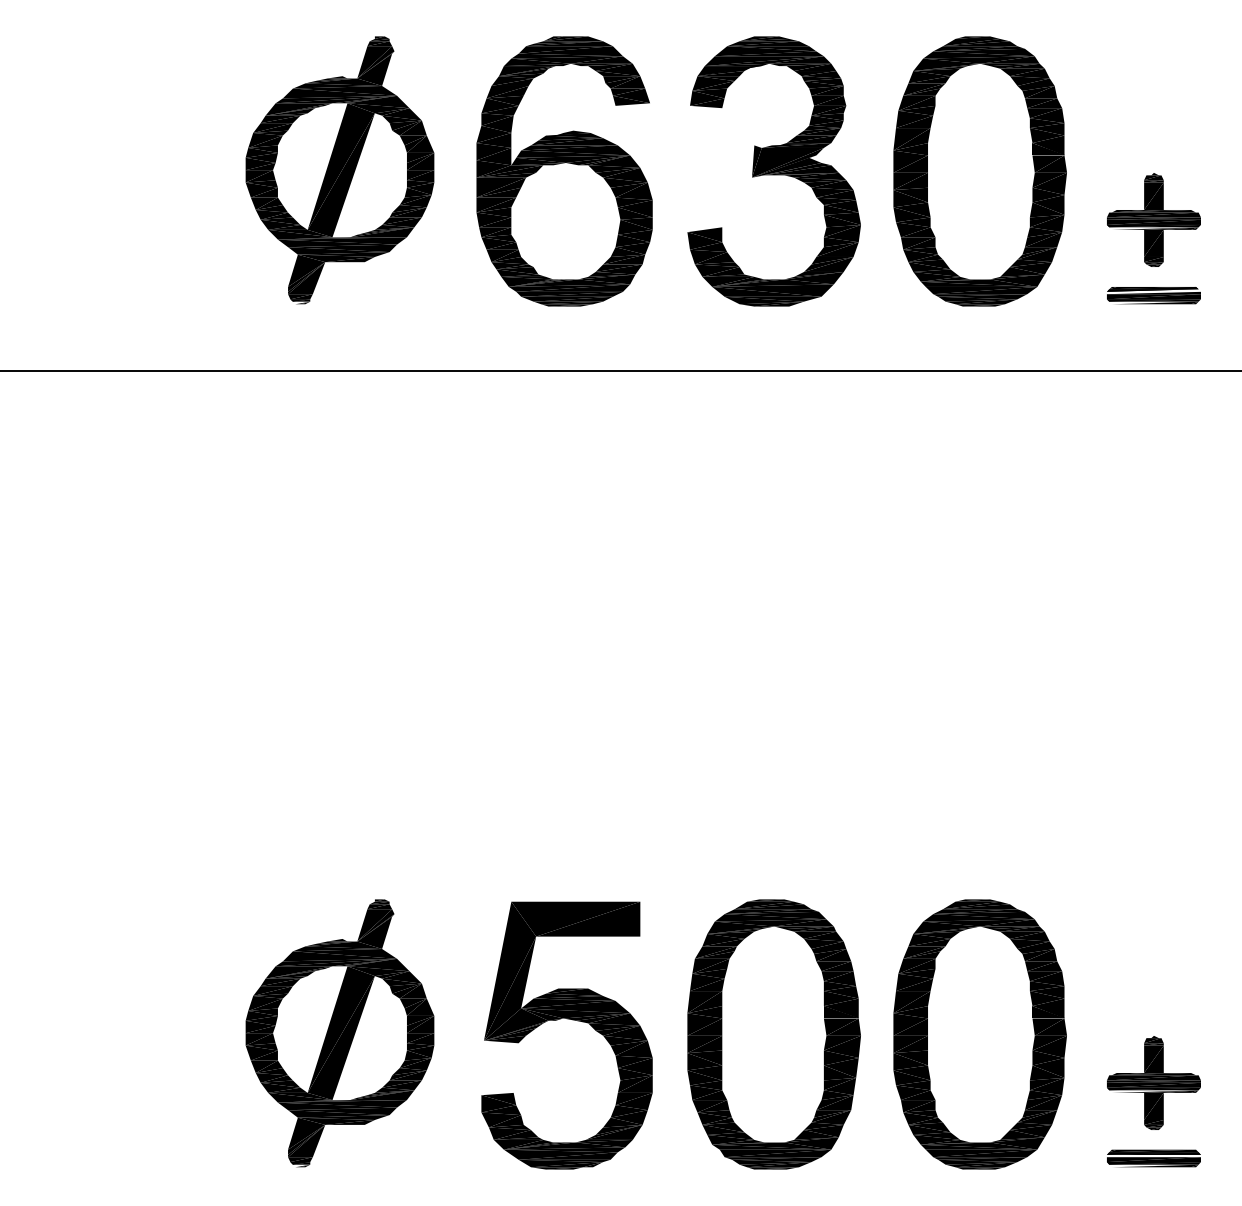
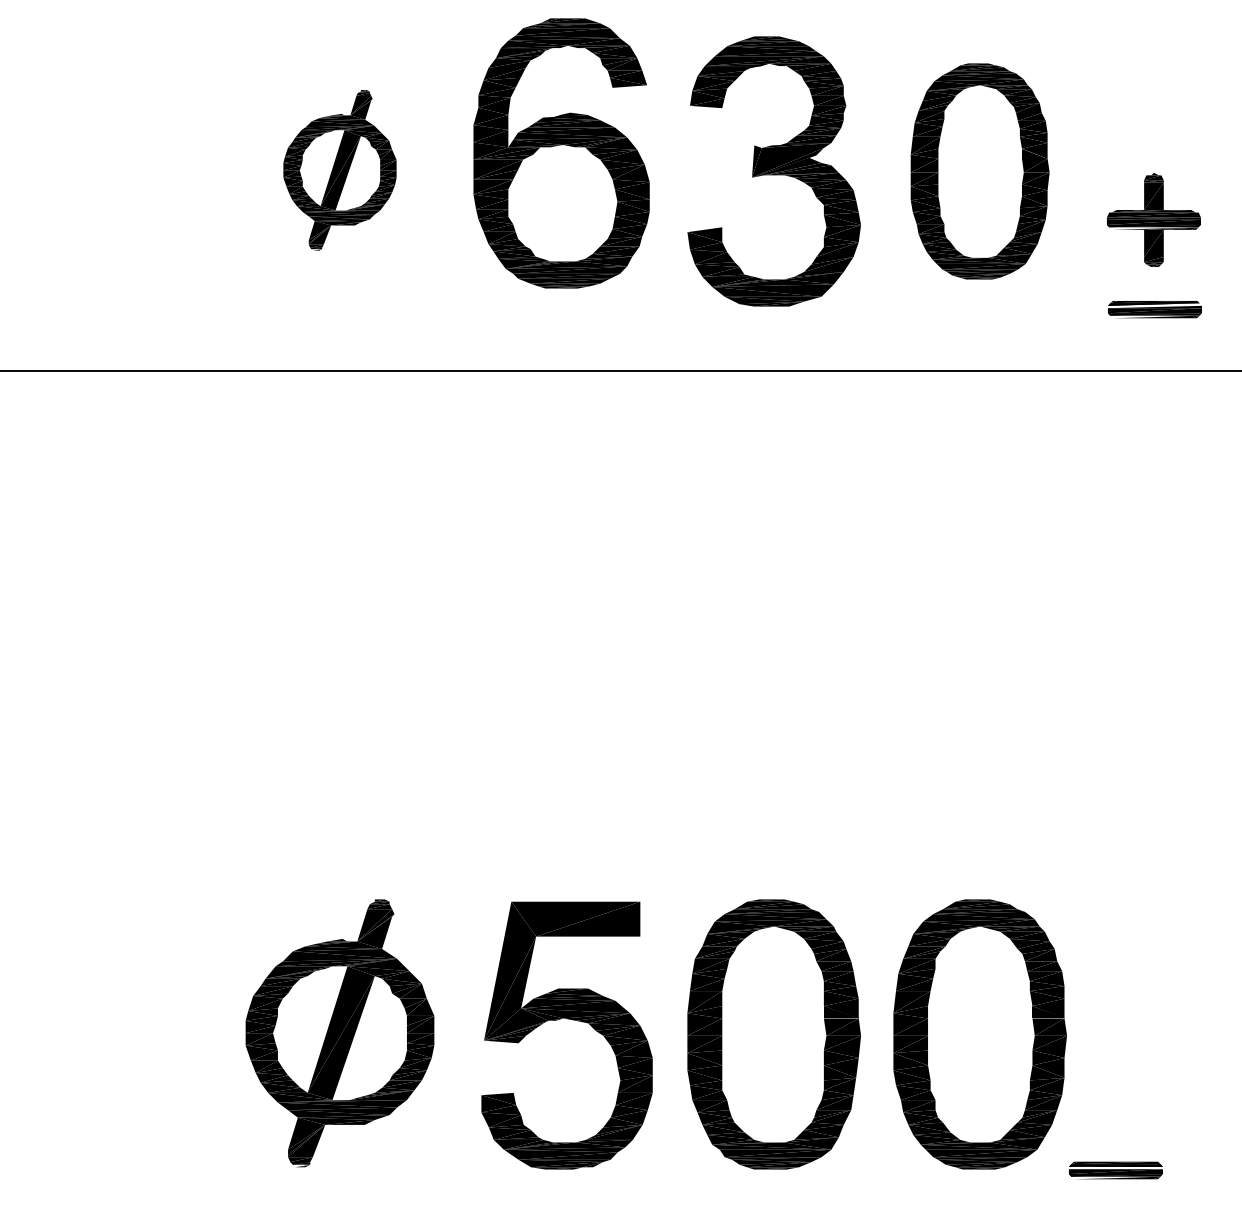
part size: 190x269 px -> 114x161 px (339, 170)
part position: (564, 171) -> (561, 153) (561, 153)
part size: 174x271 px -> 140x217 px (979, 171)
part position: (1153, 295) -> (1154, 309) (1154, 309)
part: present -> none (1153, 1082)
part position: (1153, 1158) -> (1115, 1170) (1115, 1170)
